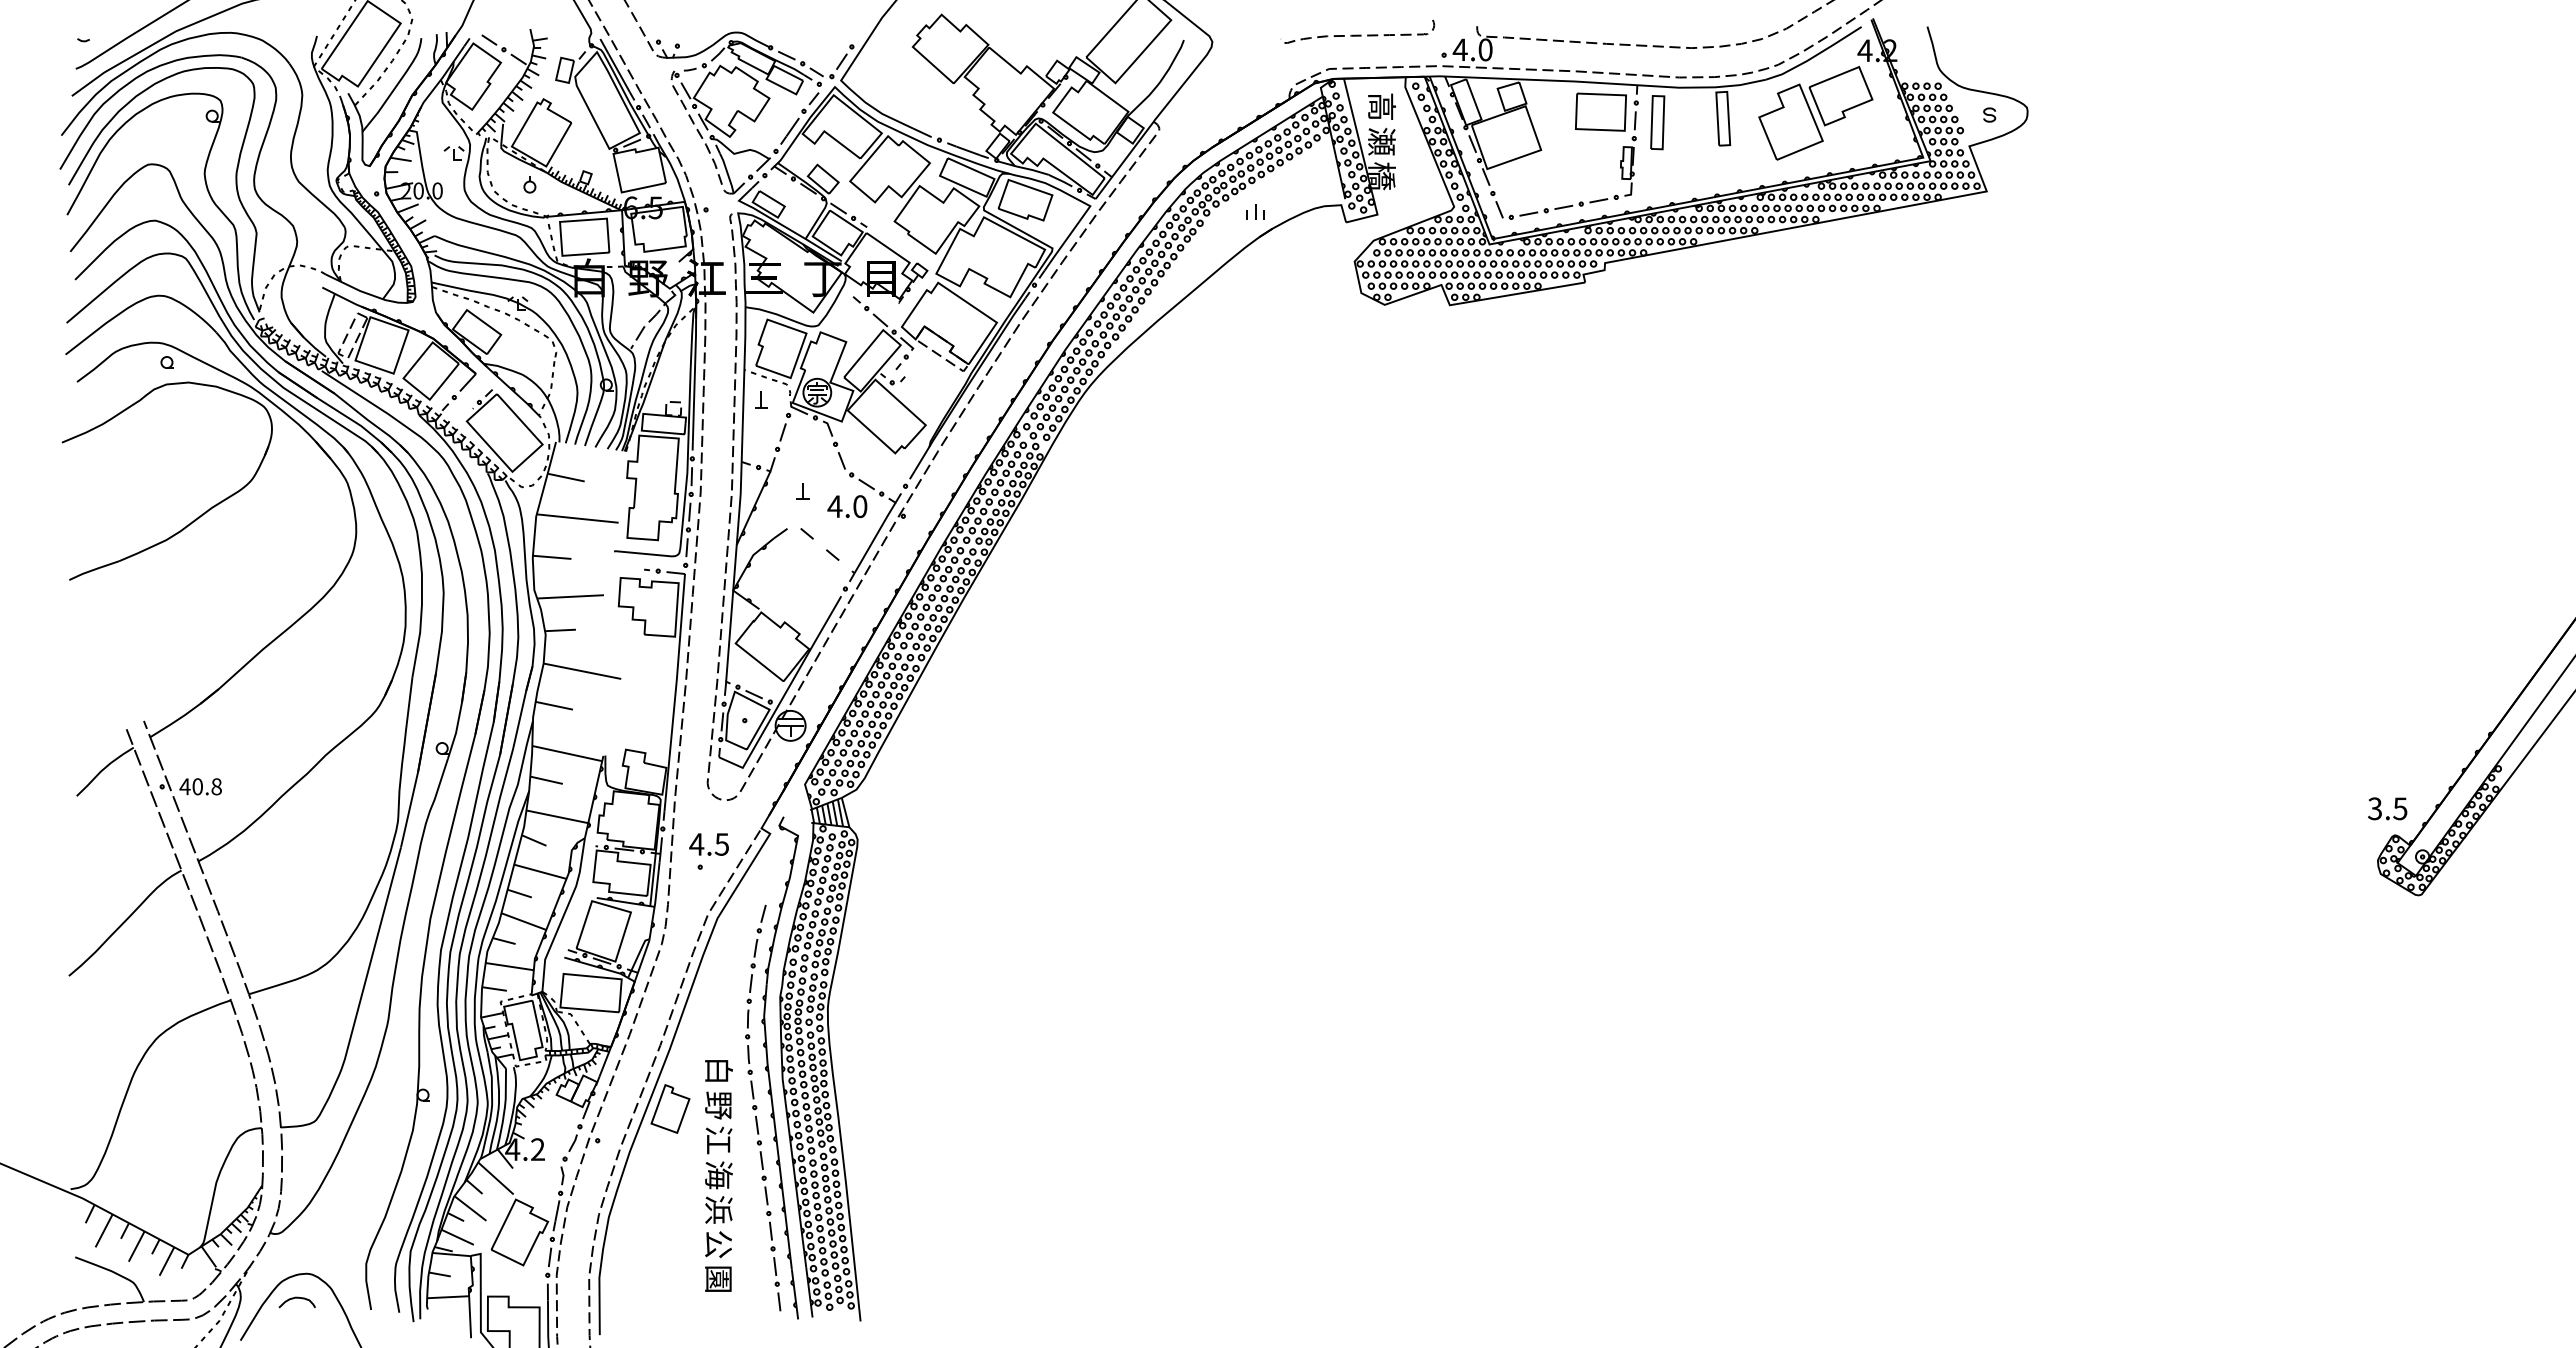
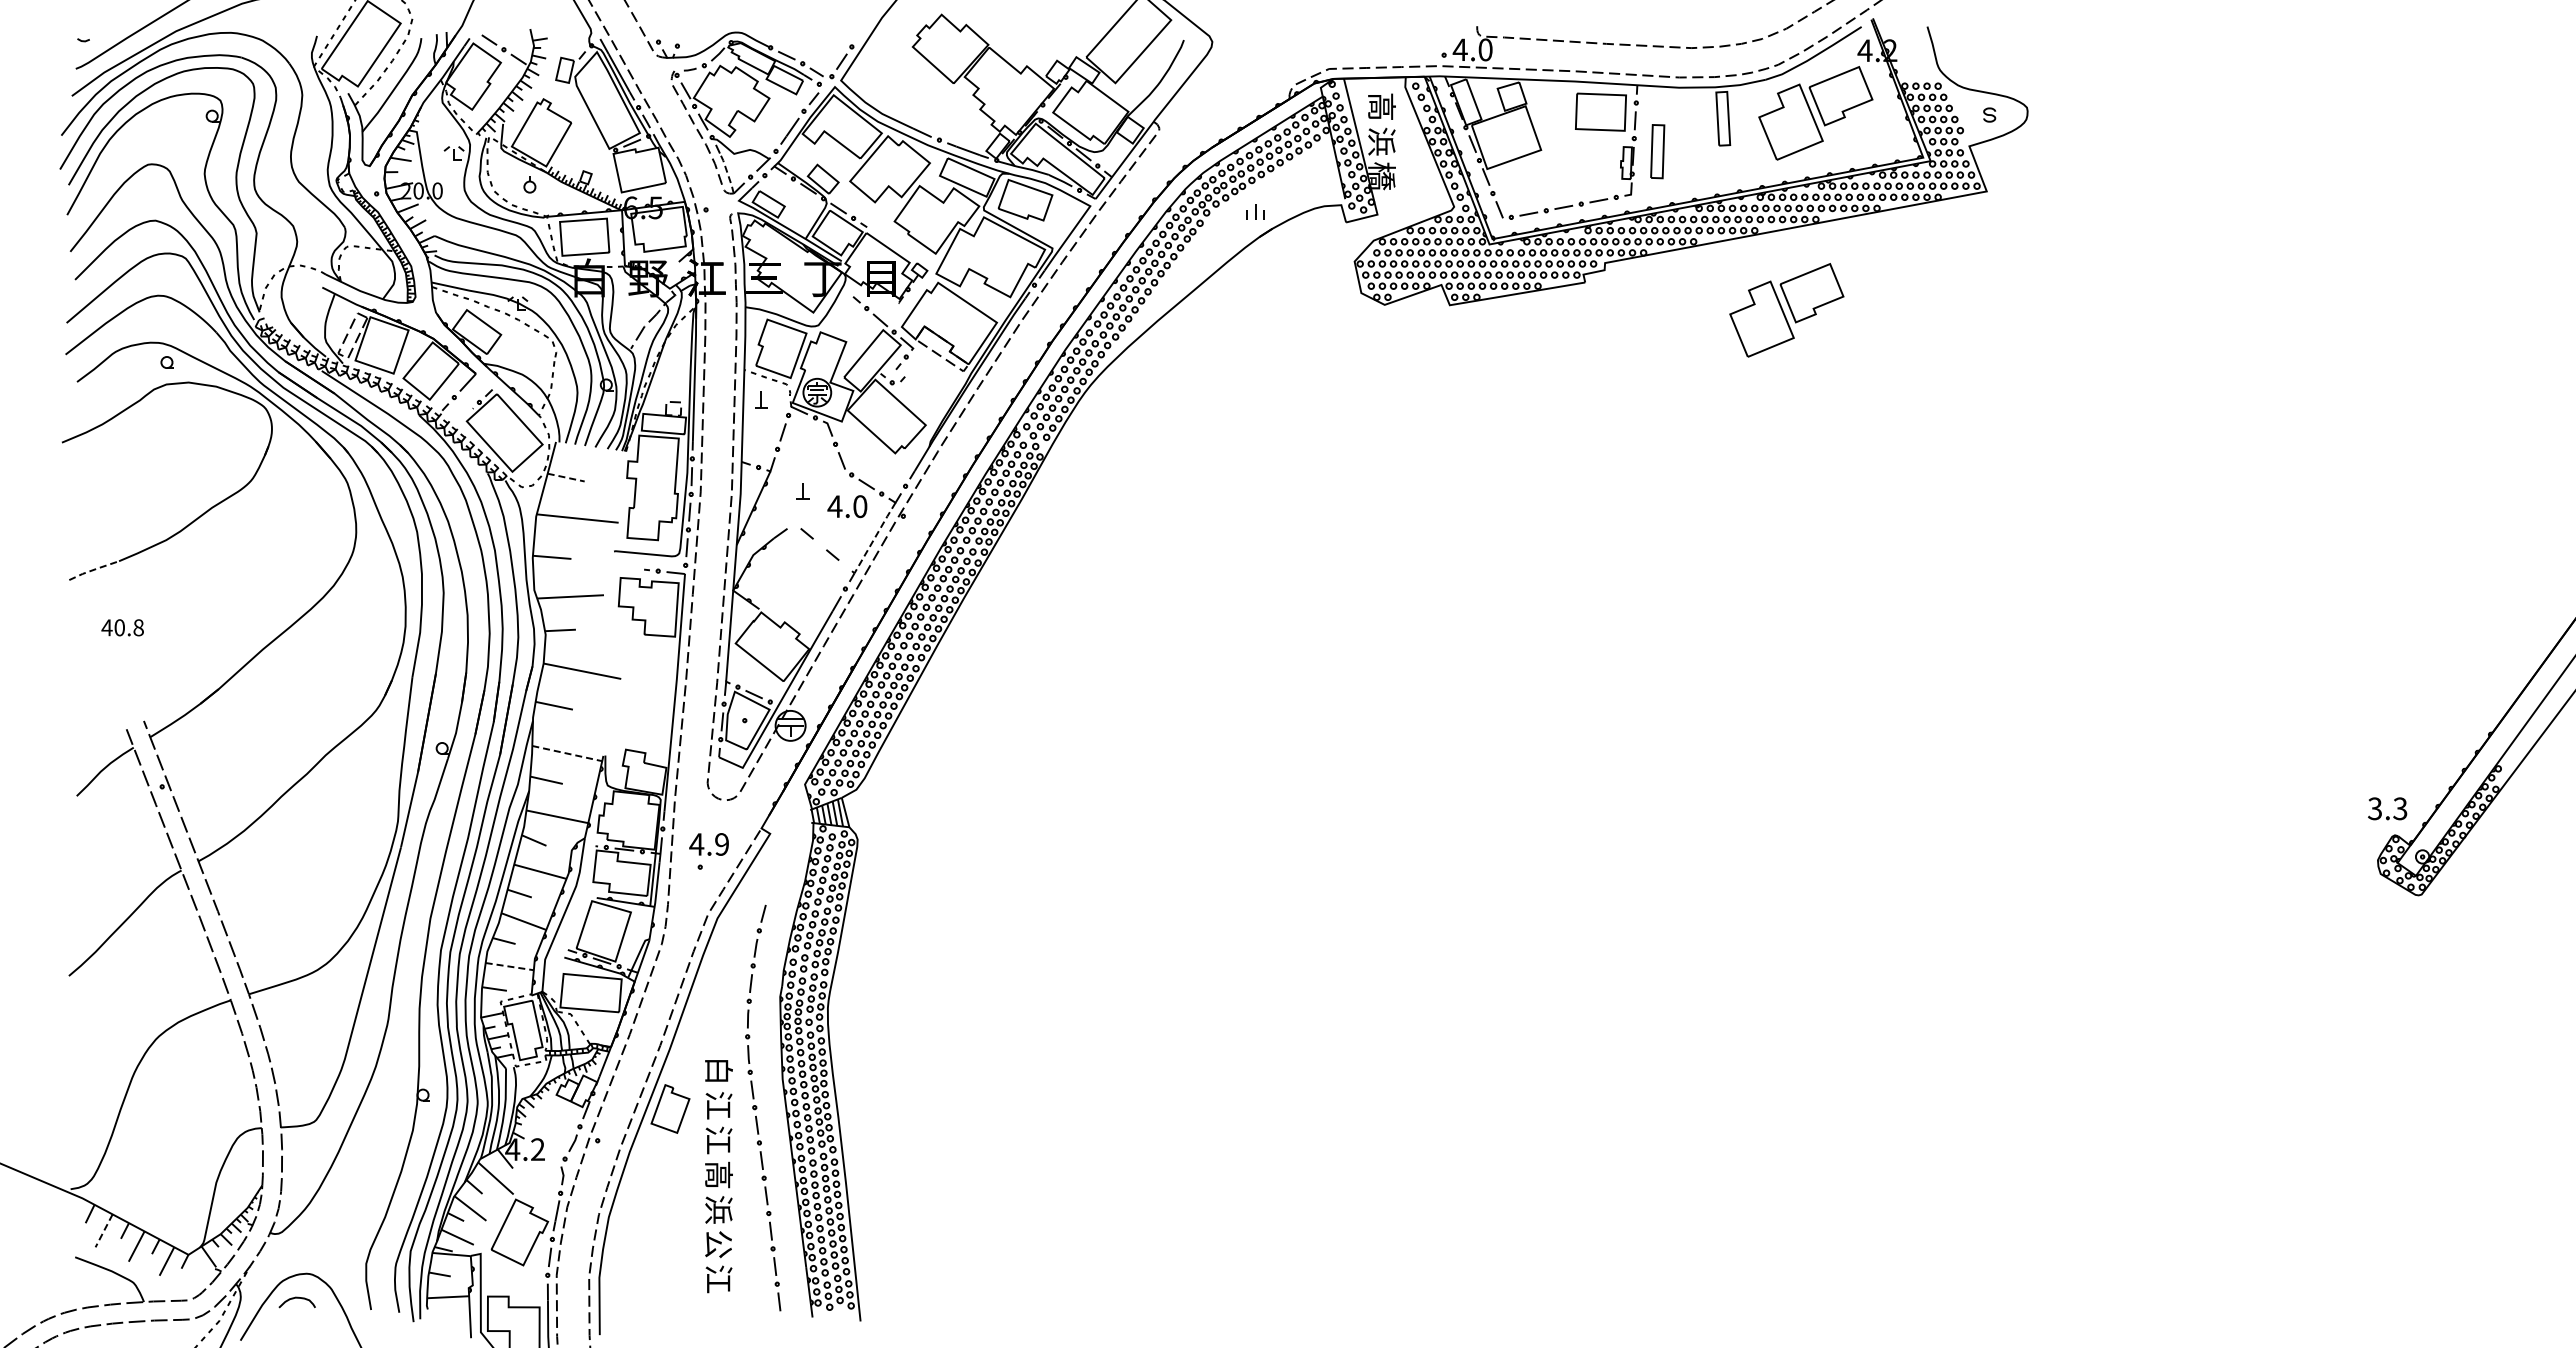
curve: present -> none (1357, 34)
part position: (1657, 122) -> (1657, 151) (1657, 151)
text: 瀬 -> 浜 (1381, 141)
line: solid -> dashed (727, 172)
part: none -> present (1786, 310)
line: solid -> dashed (566, 477)
line: solid -> dashed (874, 537)
line: solid -> dashed (94, 569)
line: solid -> dashed (567, 753)
text position: (200, 786) -> (122, 627) (122, 627)
text: 3.5 -> 3.3 (2400, 808)
text: 4.5 -> 4.9 (721, 844)
line: solid -> dashed (510, 966)
part: present -> none (769, 1069)
text: 野 -> 江 (718, 1105)
text: 海 -> 高 (718, 1175)
line: solid -> dashed (104, 1230)
text: 園 -> 江 (718, 1279)
